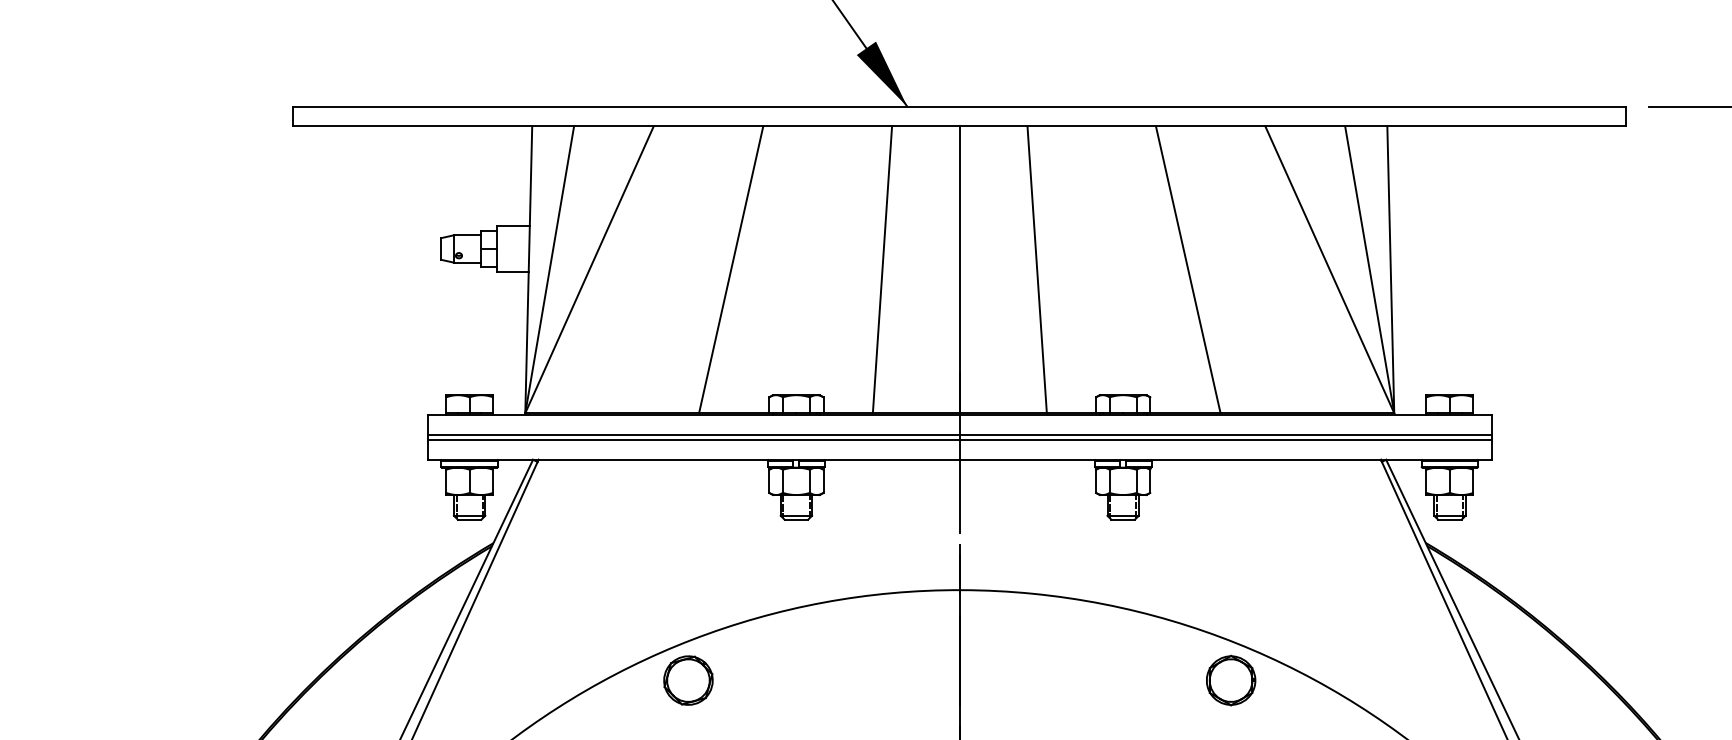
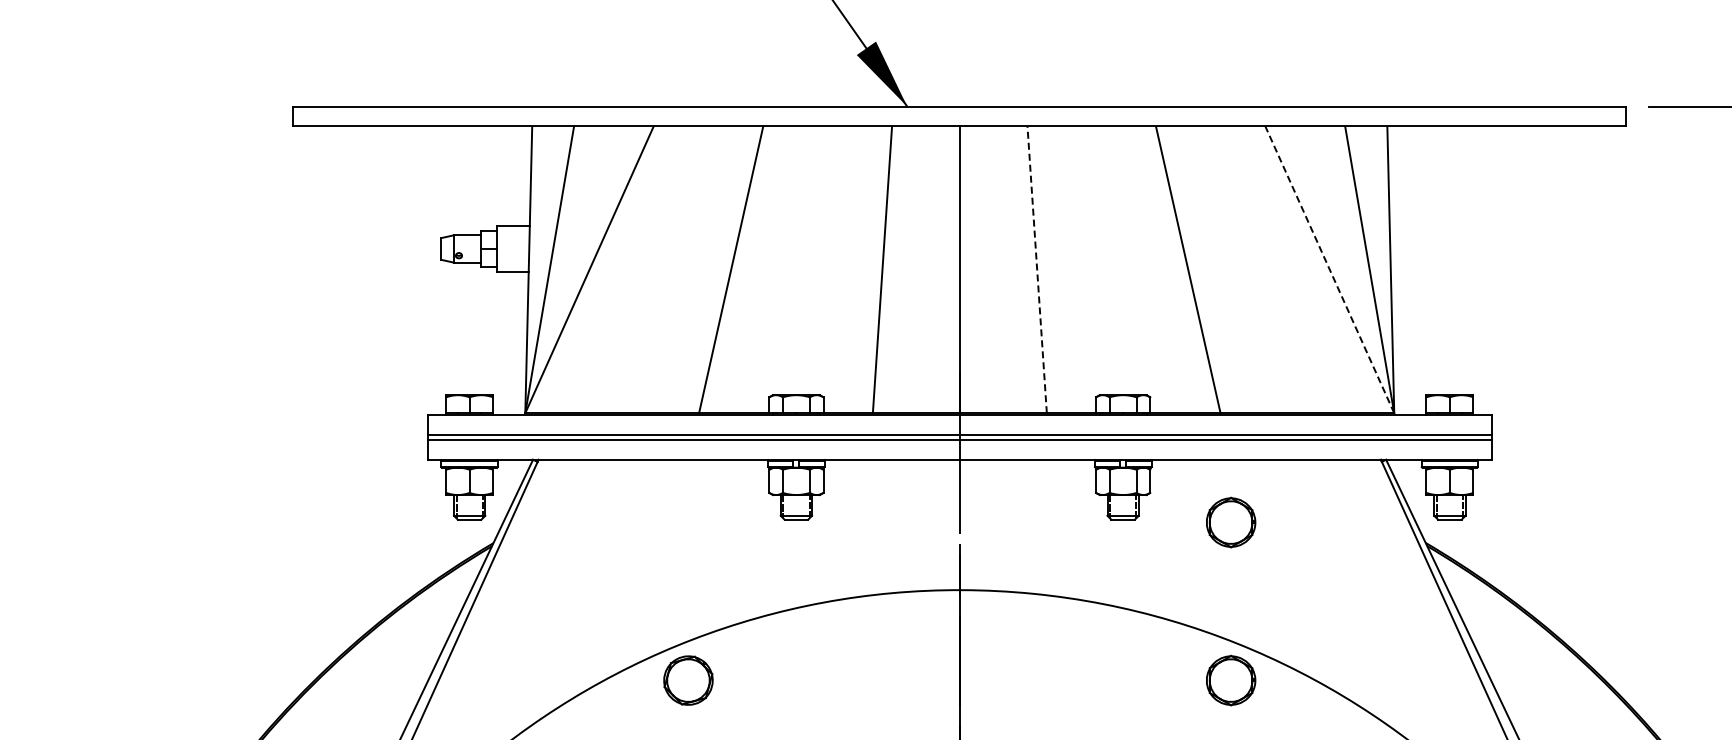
line: solid -> dashed (1037, 269)
line: solid -> dashed (1329, 269)
part: none -> present (1231, 522)
